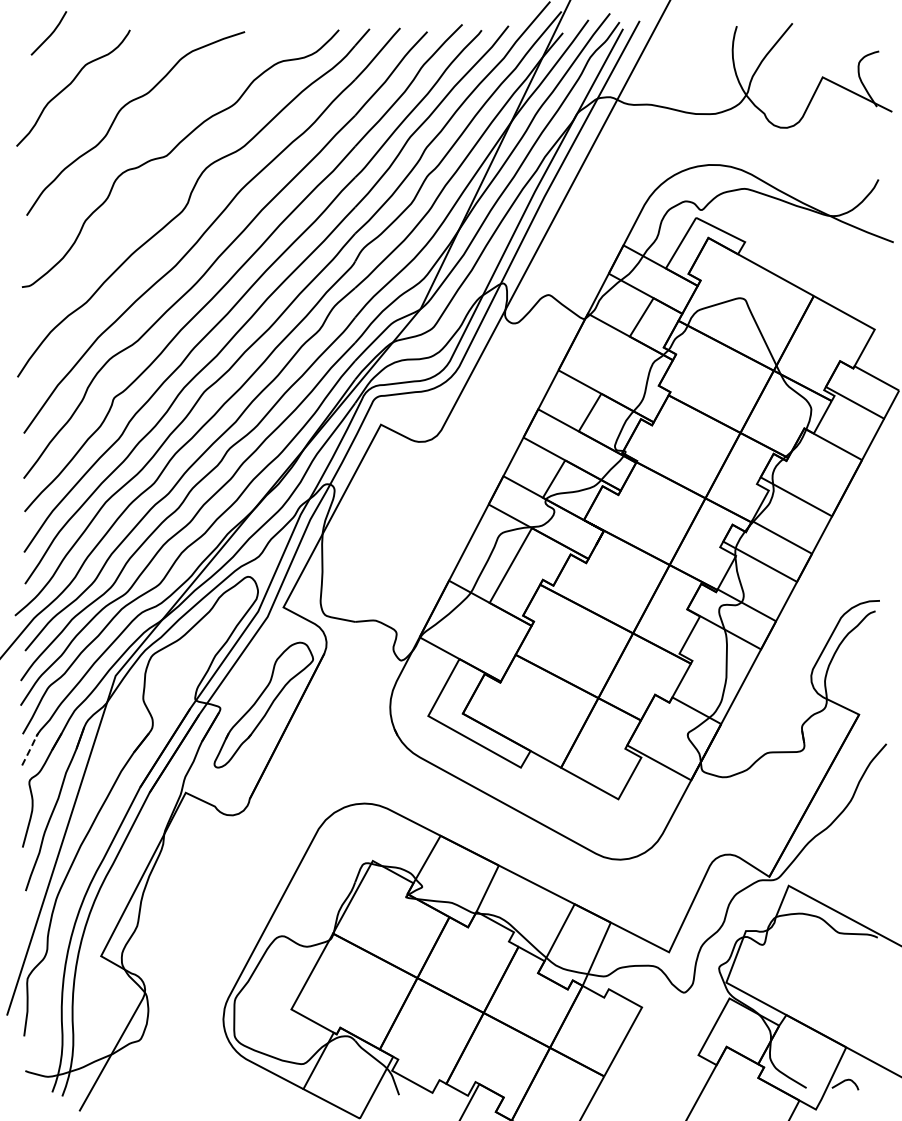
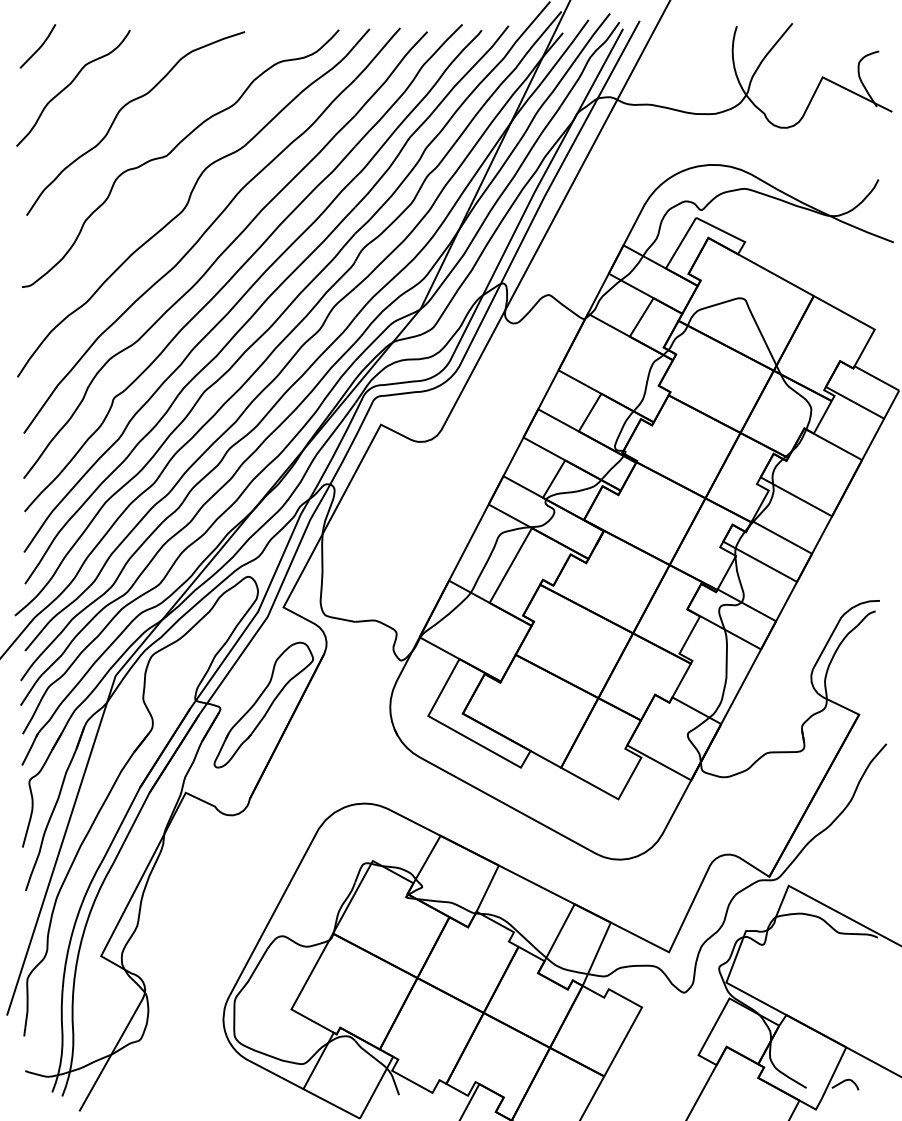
line position: (50, 33) -> (39, 46) (39, 46)
line: dashed -> solid (30, 748)
